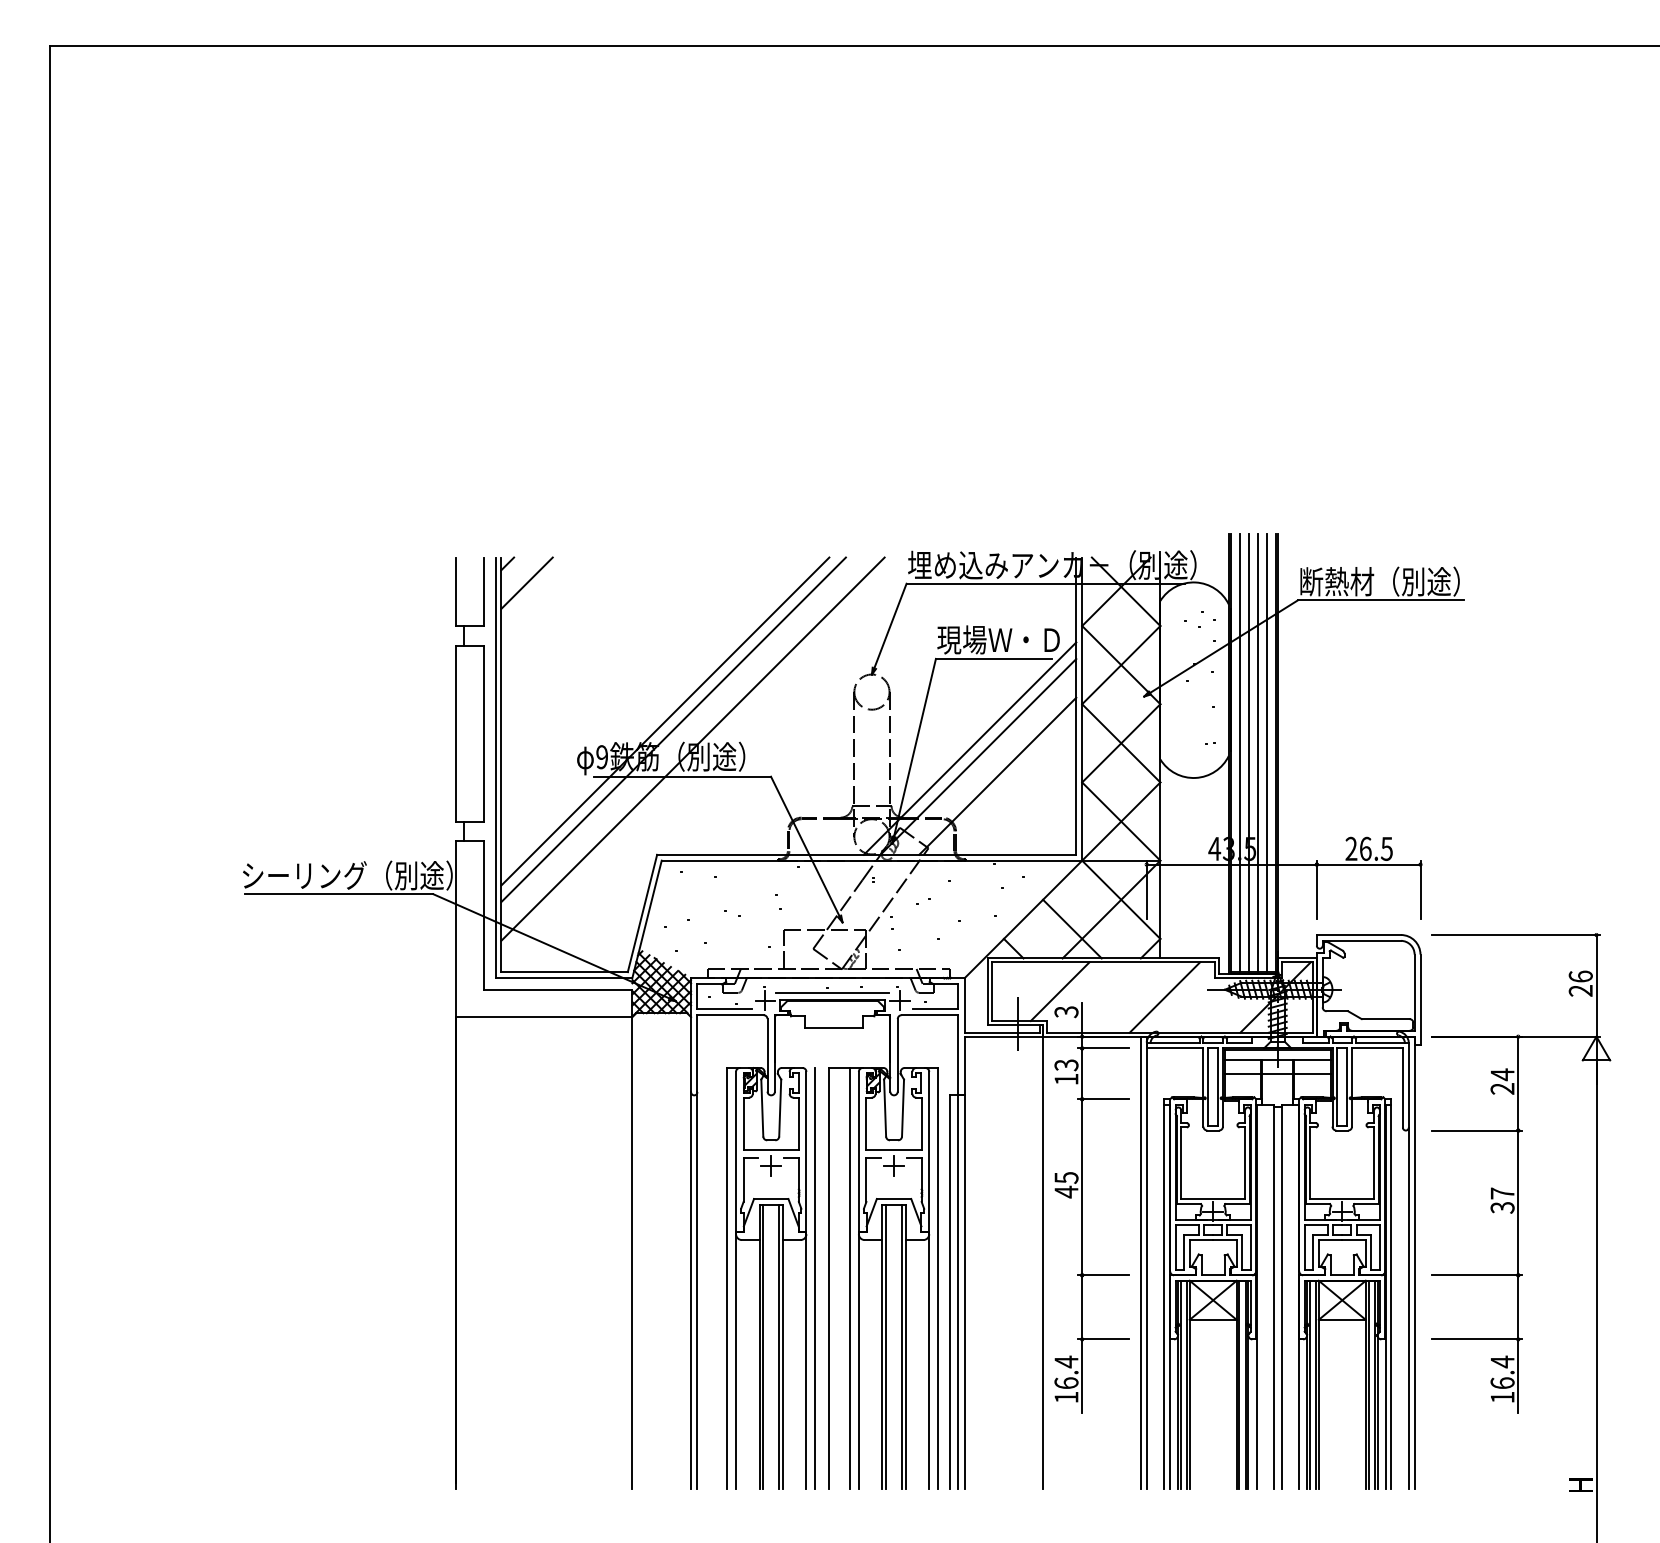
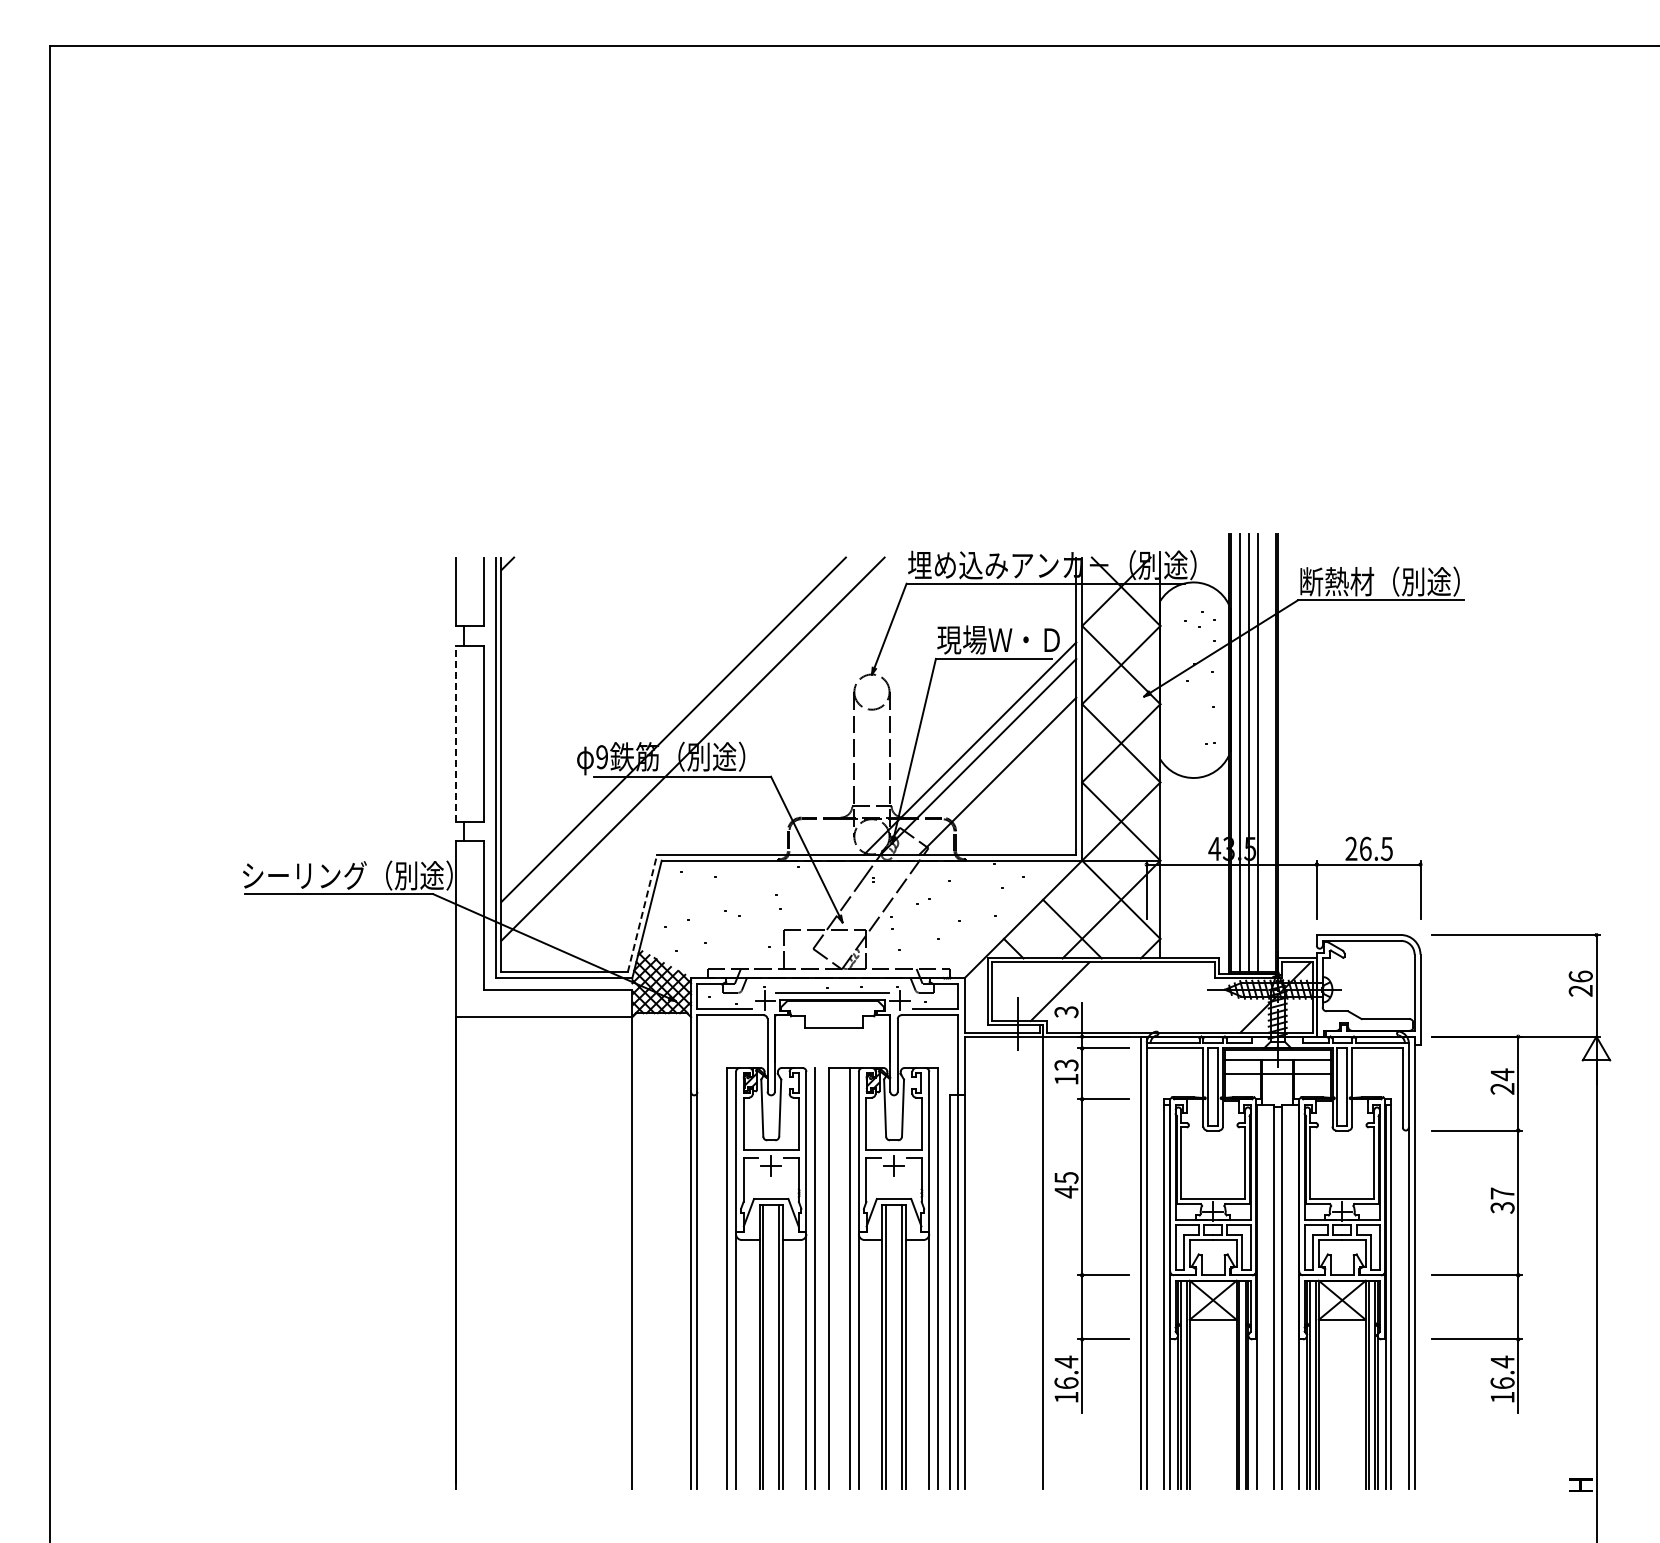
line: present -> none (526, 582)
line: present -> none (665, 721)
line: solid -> dashed (456, 733)
line: present -> none (1266, 753)
line: solid -> dashed (642, 913)
line: present -> none (1164, 997)
